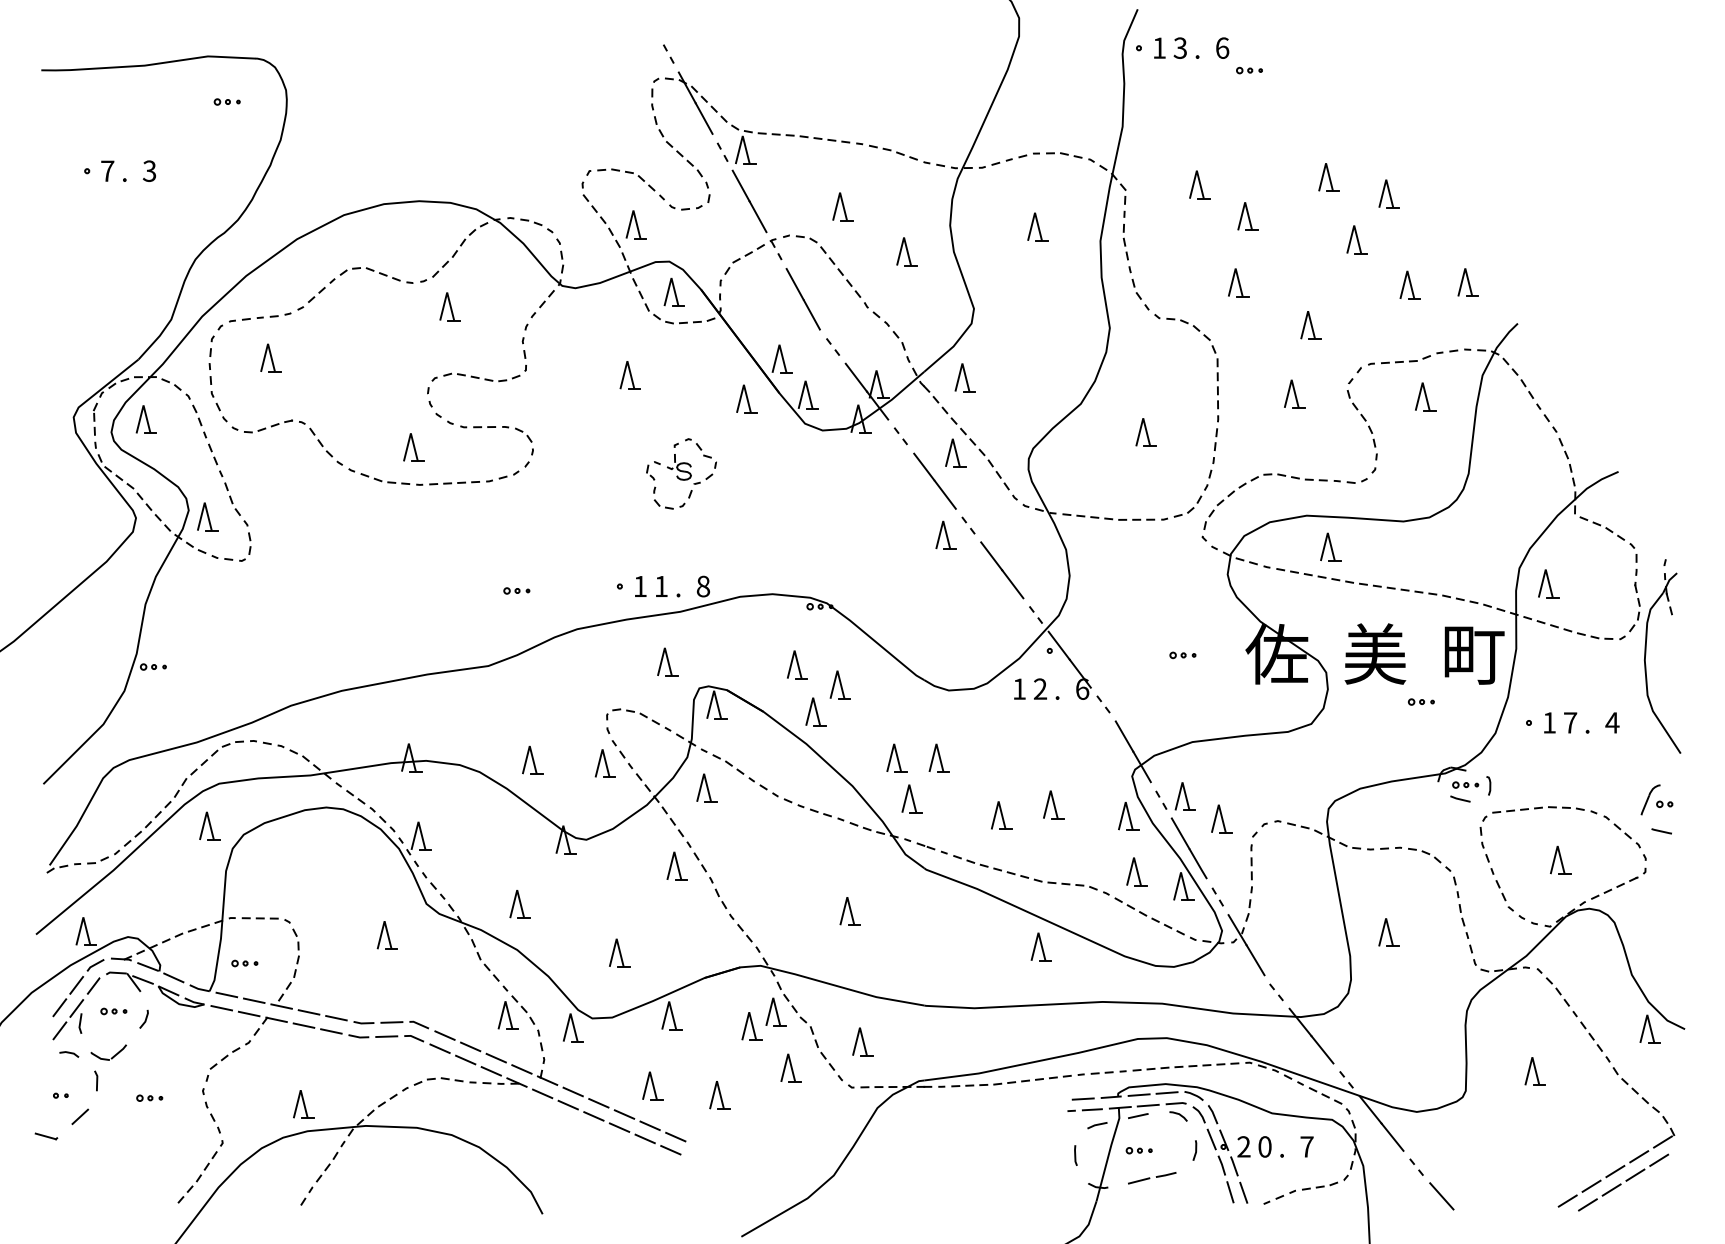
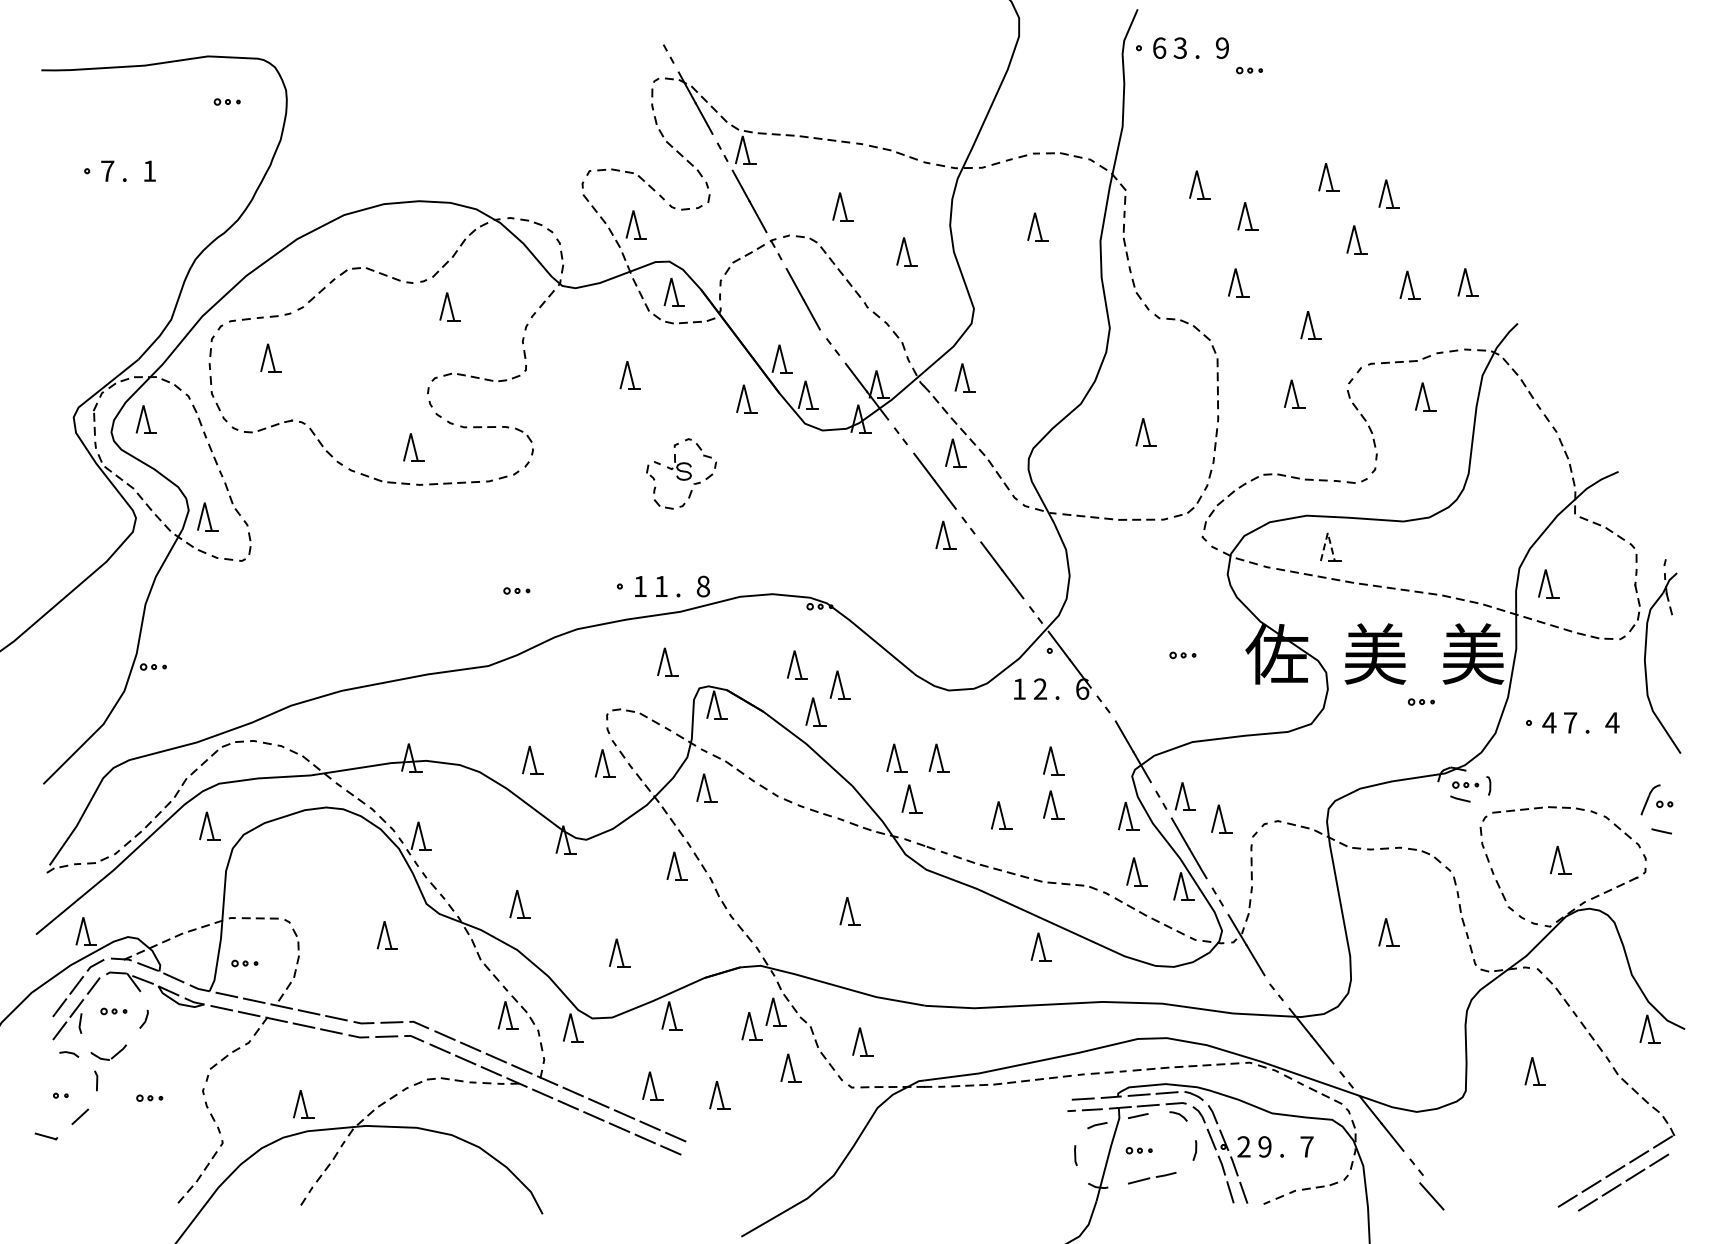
text: 1 -> 6 (1159, 47)
text: 6 -> 9 (1222, 47)
text: 3 -> 1 (149, 170)
line: solid -> dashed (1327, 532)
text: 町 -> 美 (1473, 653)
text: 1 -> 4 (1549, 722)
part: none -> present (1053, 760)
text: 0 -> 9 (1264, 1146)
line position: (1441, 1196) -> (1431, 1196) (1431, 1196)
